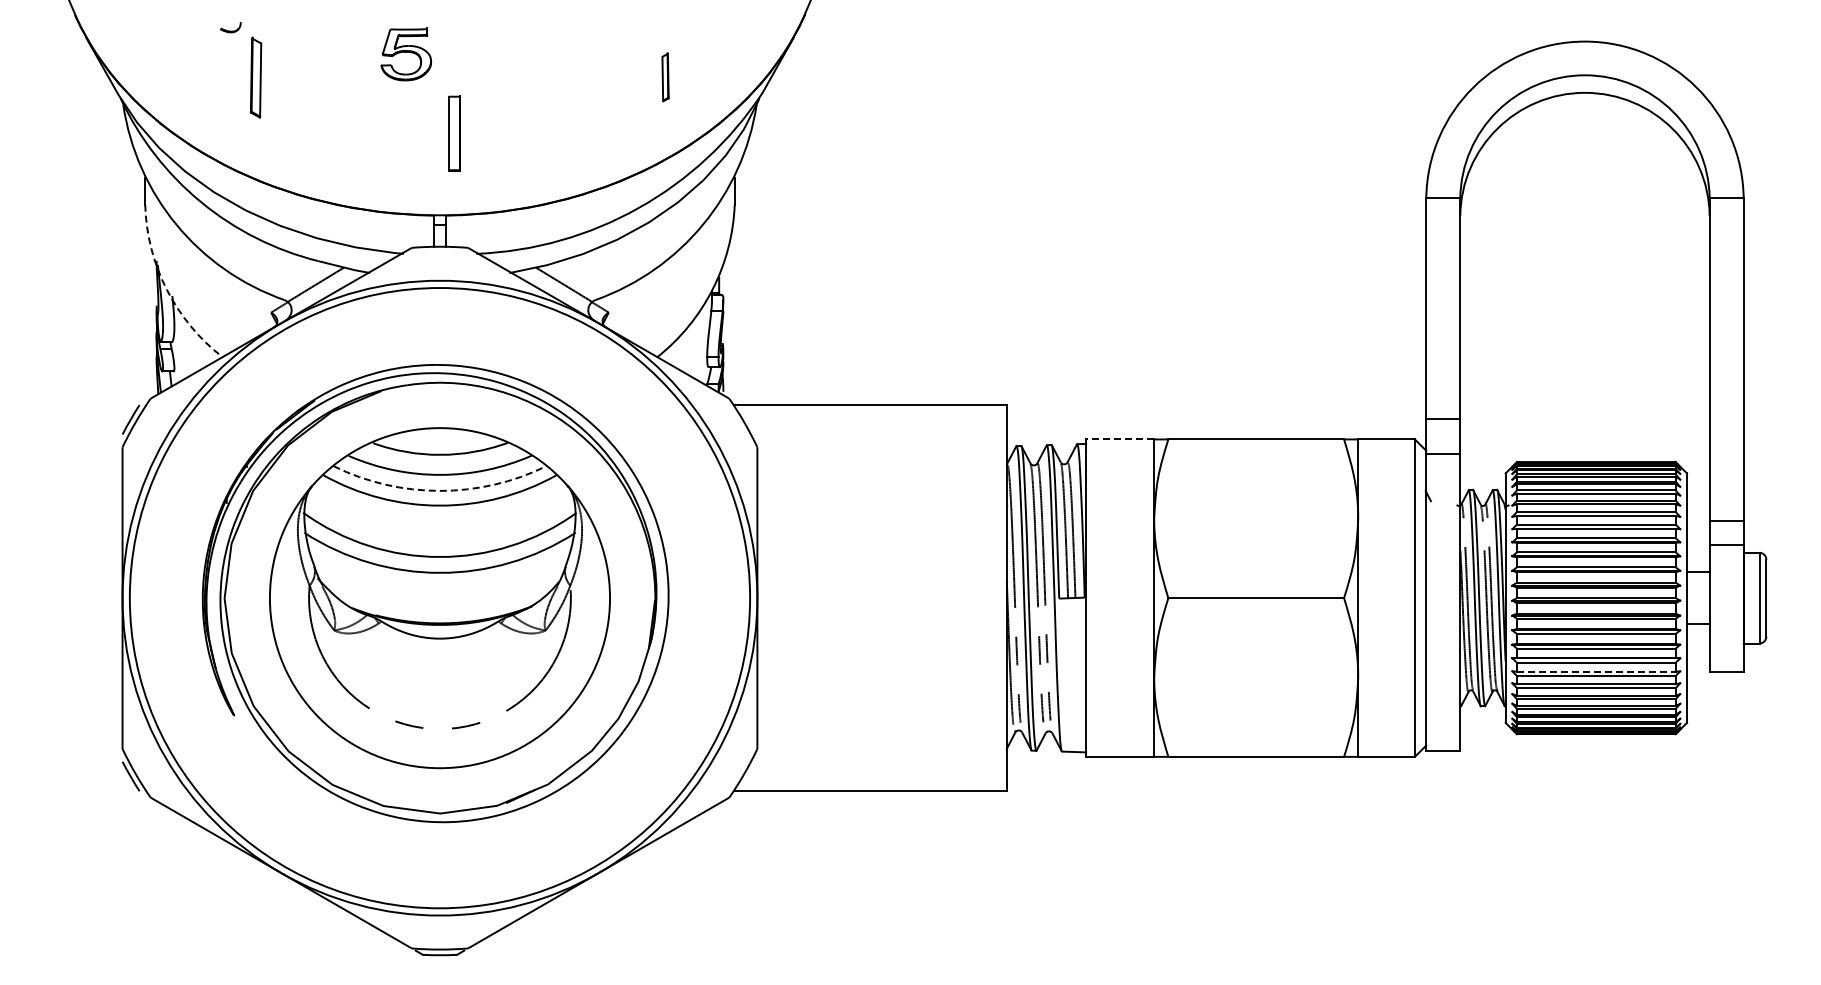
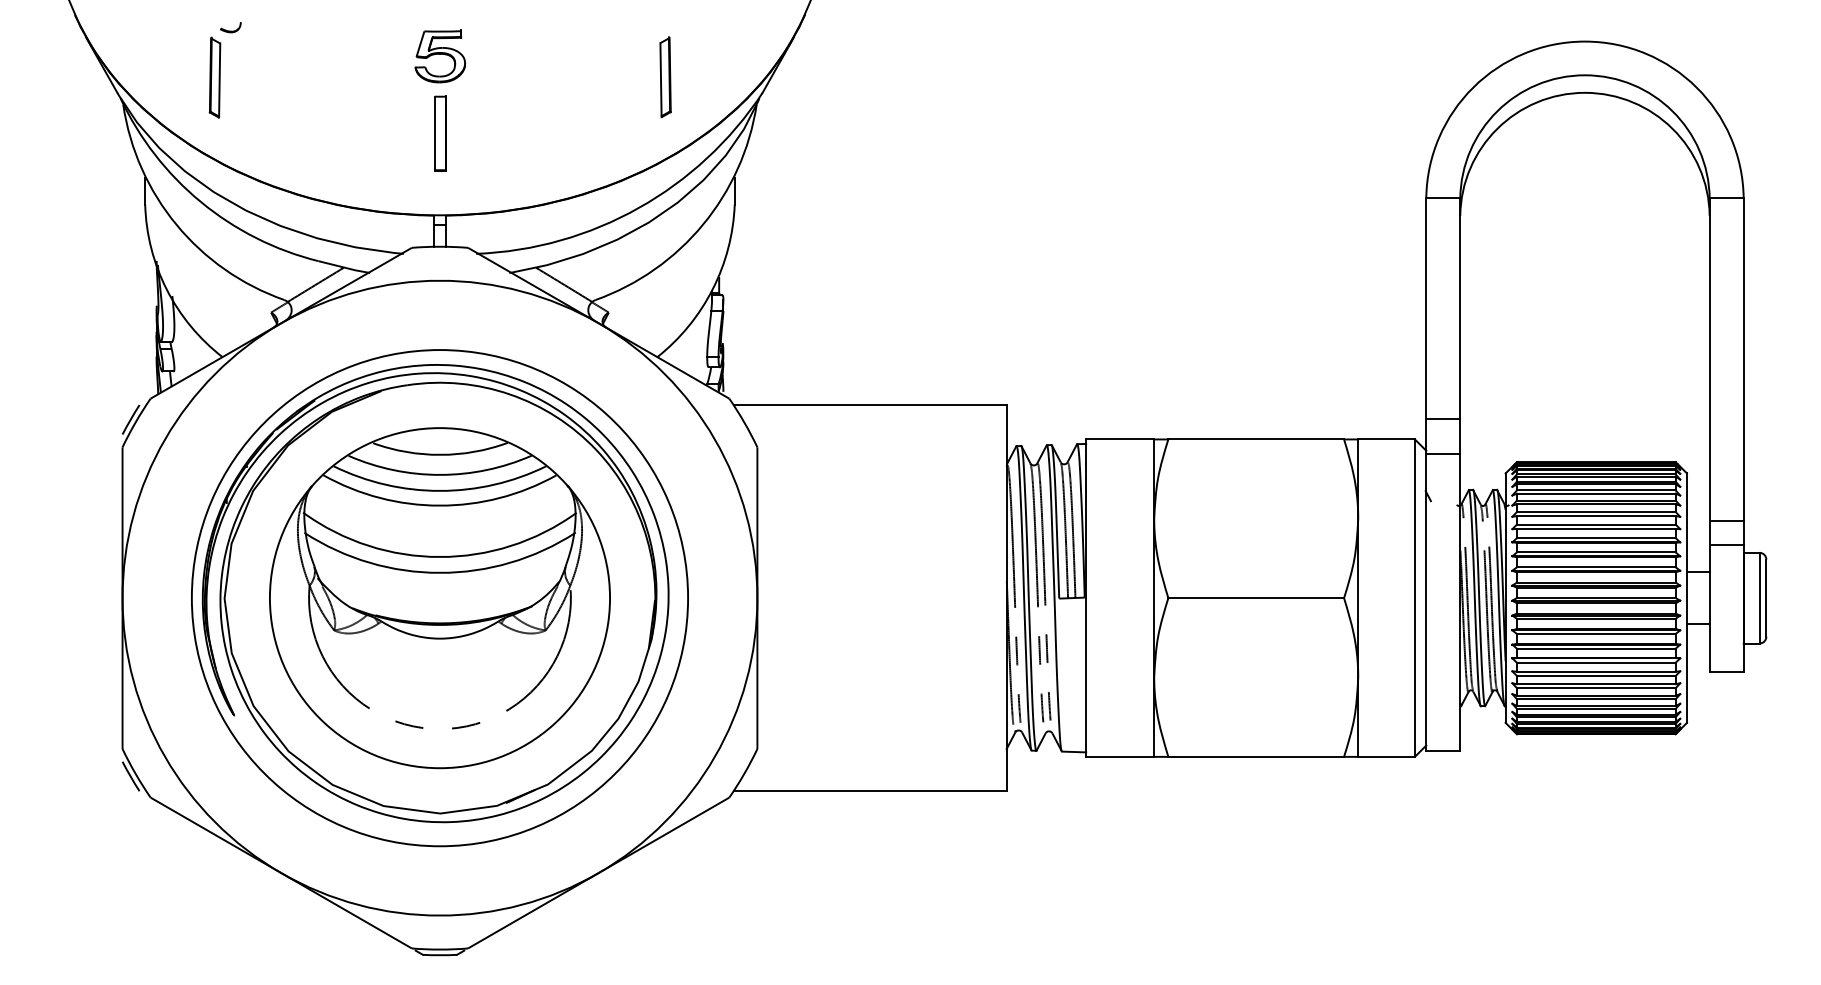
part position: (406, 54) -> (440, 56) (440, 56)
part position: (255, 77) -> (214, 77) (214, 77)
part size: 9x51 px -> 13x83 px (665, 77)
part position: (454, 133) -> (440, 133) (440, 133)
arc: dashed -> solid (166, 289)
line: dashed -> solid (1119, 439)
arc: dashed -> solid (440, 490)
circle diameter: 620 px -> 496 px (439, 598)
line: dashed -> solid (1596, 671)
